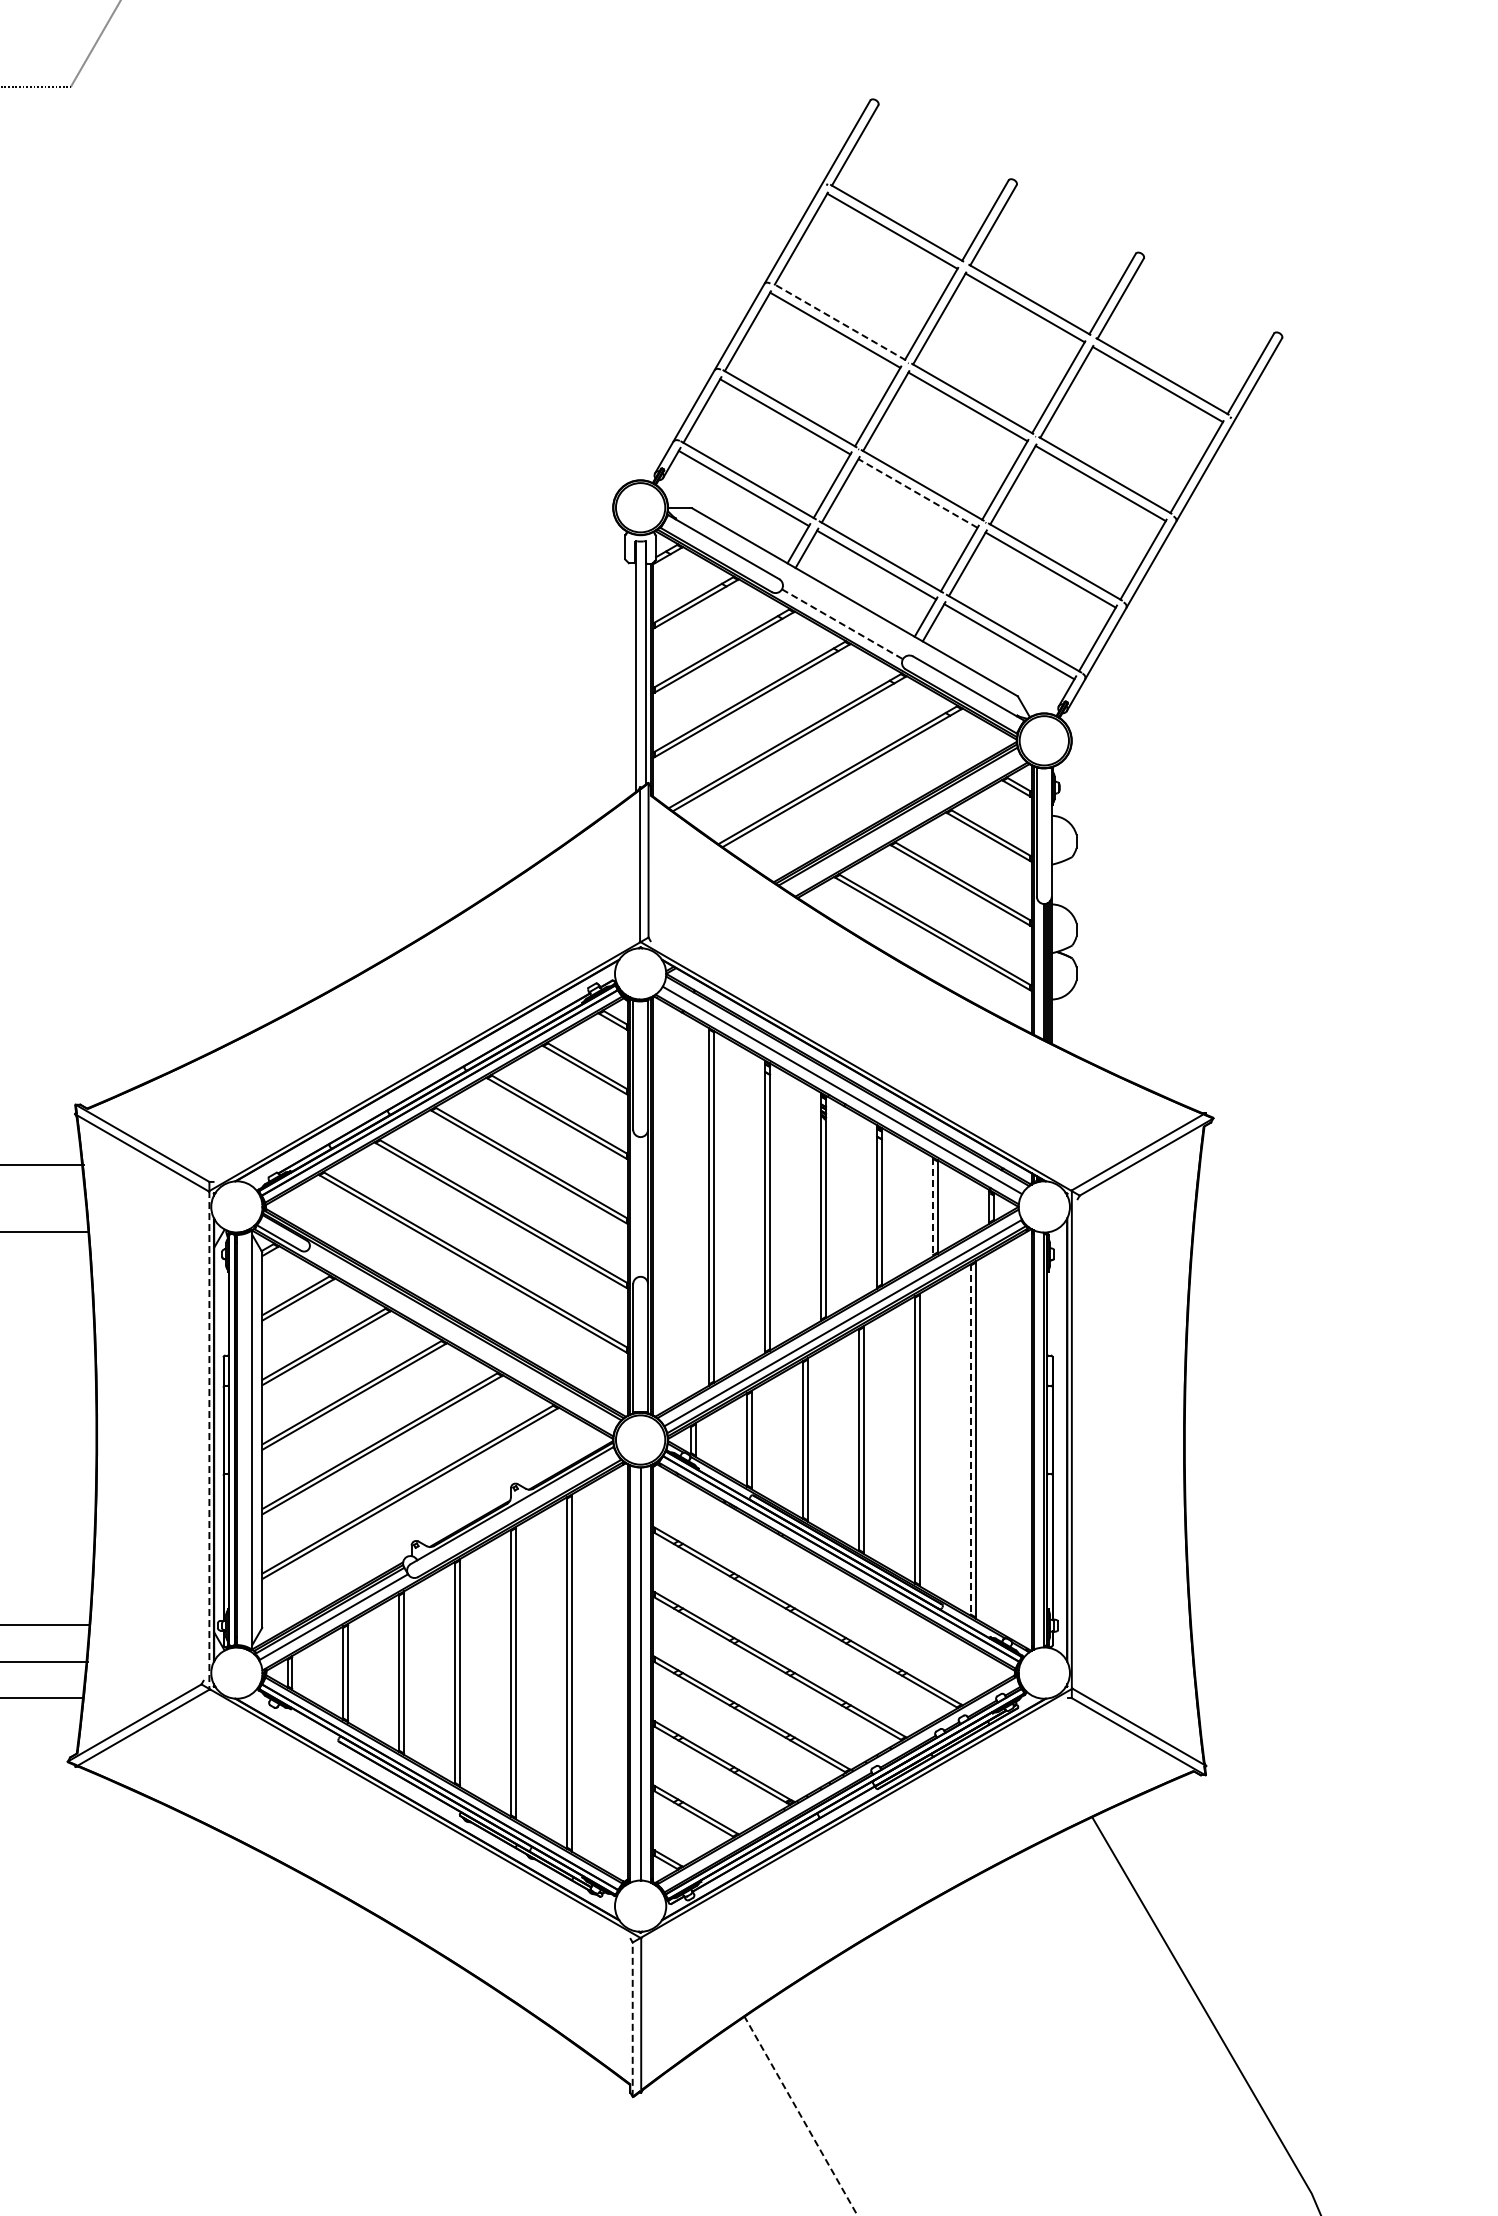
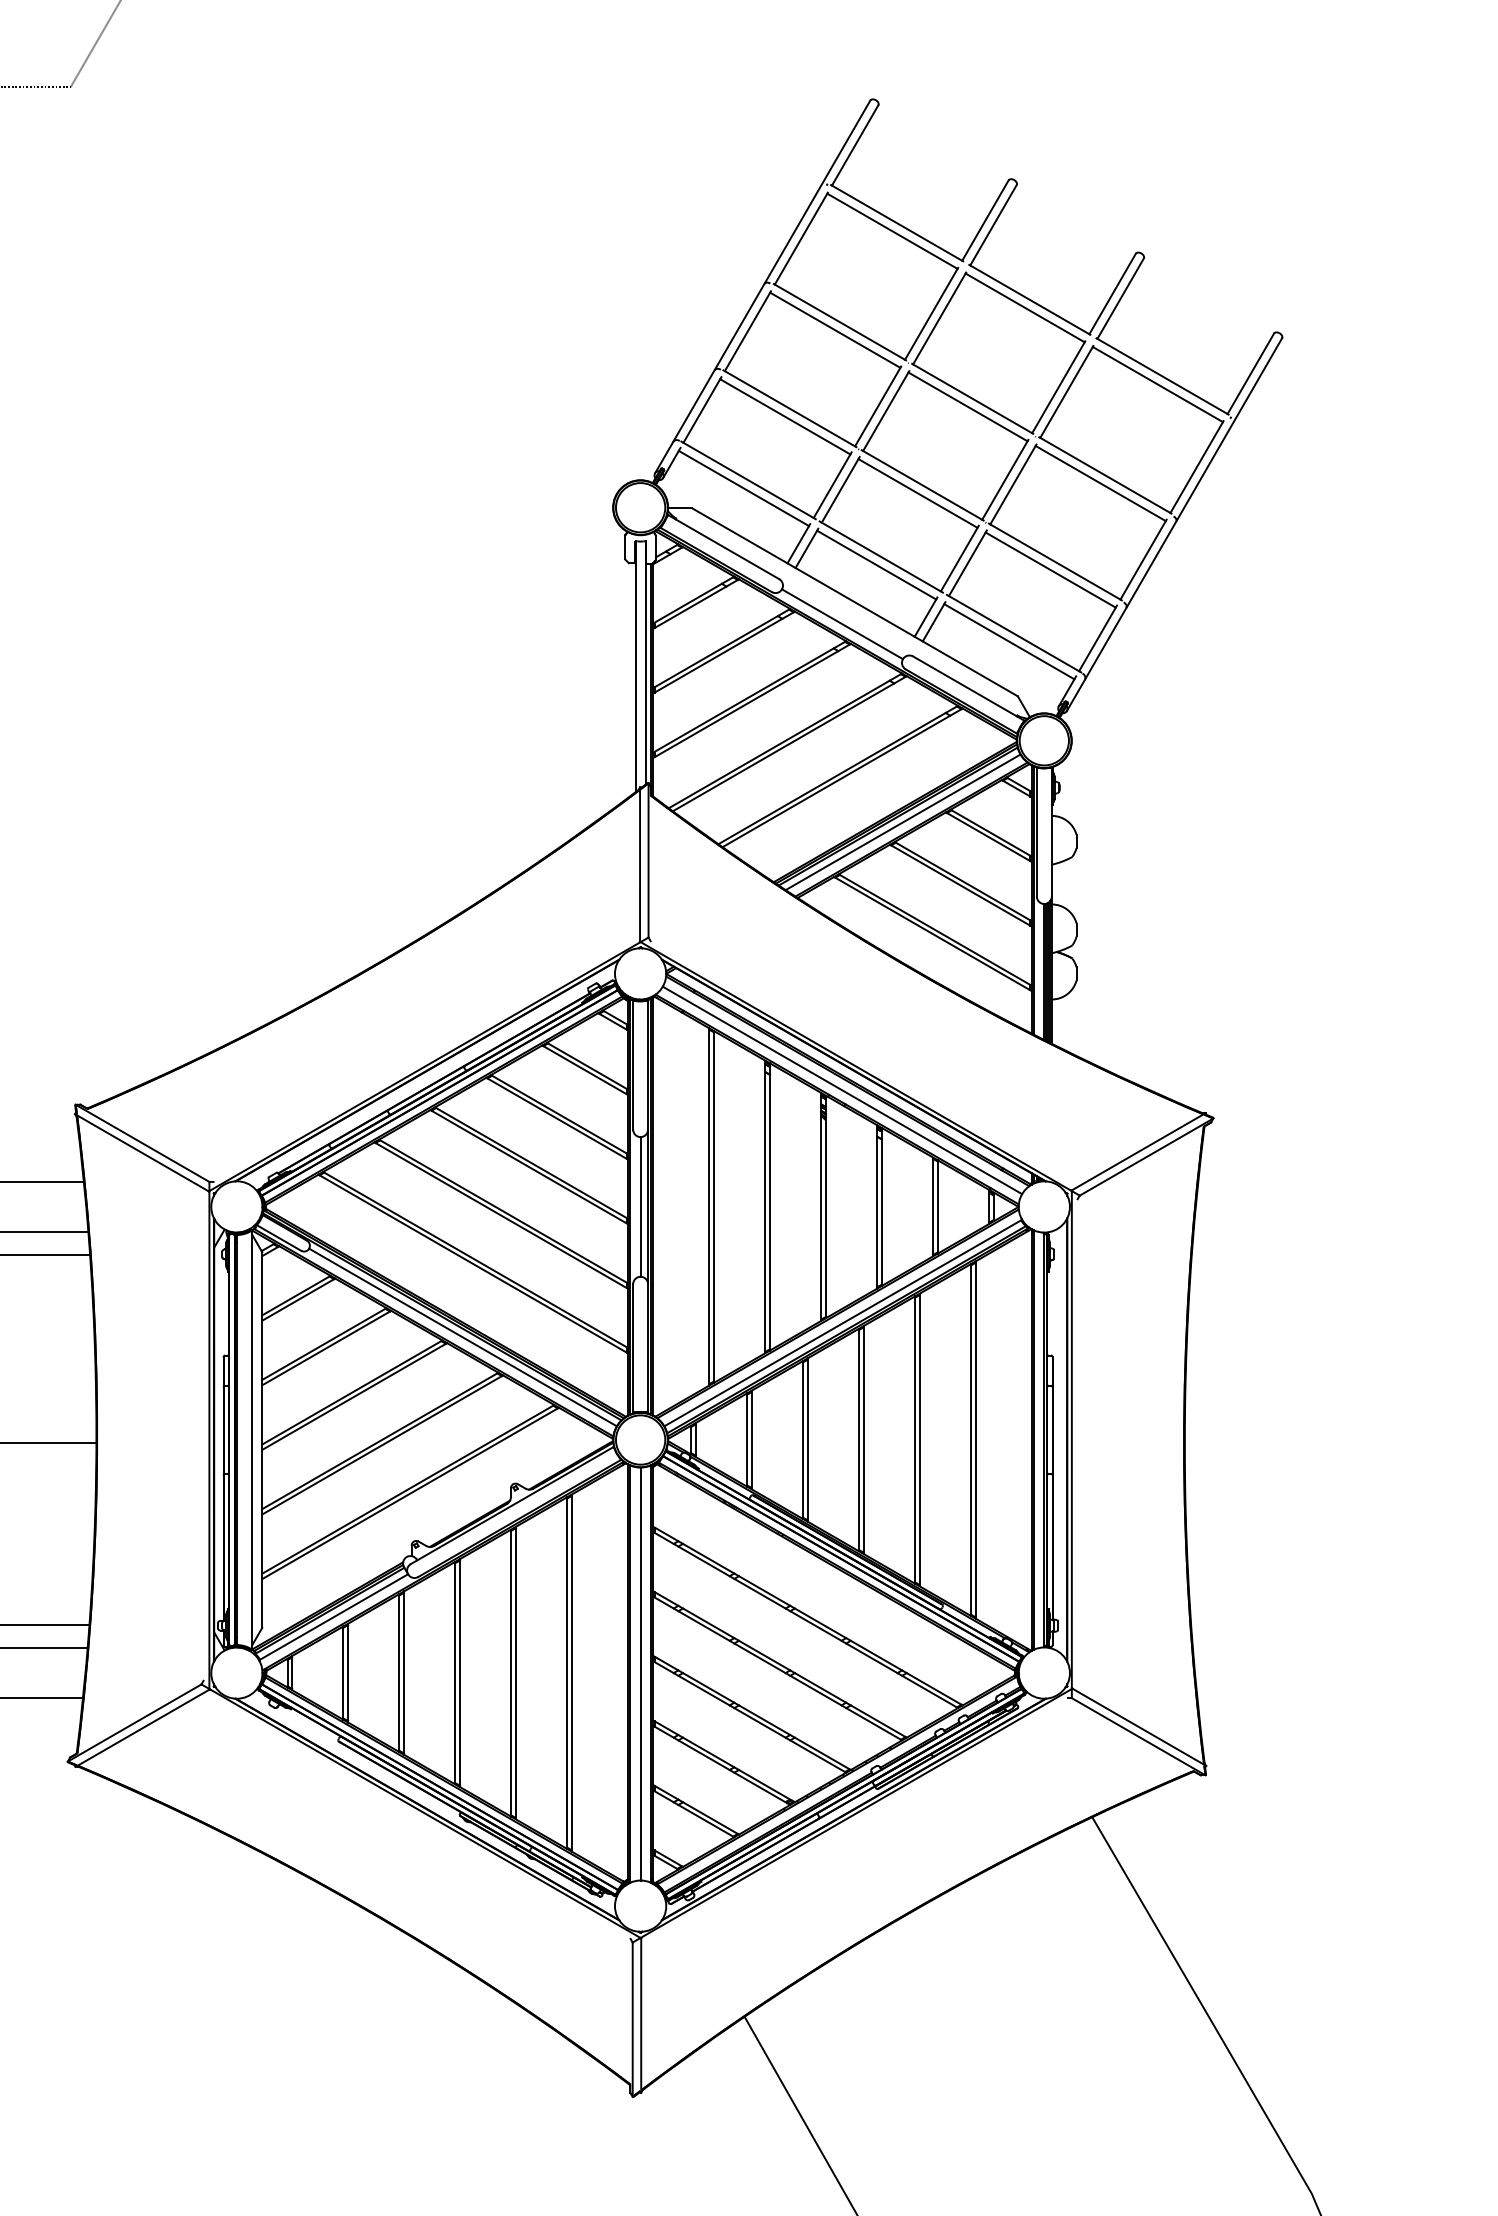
line: dashed -> solid (839, 321)
line: dashed -> solid (918, 493)
line: dashed -> solid (842, 624)
line: none -> present (902, 822)
line position: (42, 1164) -> (42, 1181) (42, 1181)
line: none -> present (640, 1206)
line: dashed -> solid (933, 1207)
line: none -> present (46, 1254)
line: none -> present (462, 1337)
line: dashed -> solid (209, 1440)
line: dashed -> solid (970, 1440)
line: none -> present (49, 1443)
line position: (44, 1661) -> (44, 1647) (44, 1647)
line: dashed -> solid (632, 2019)
line: dashed -> solid (800, 2115)
